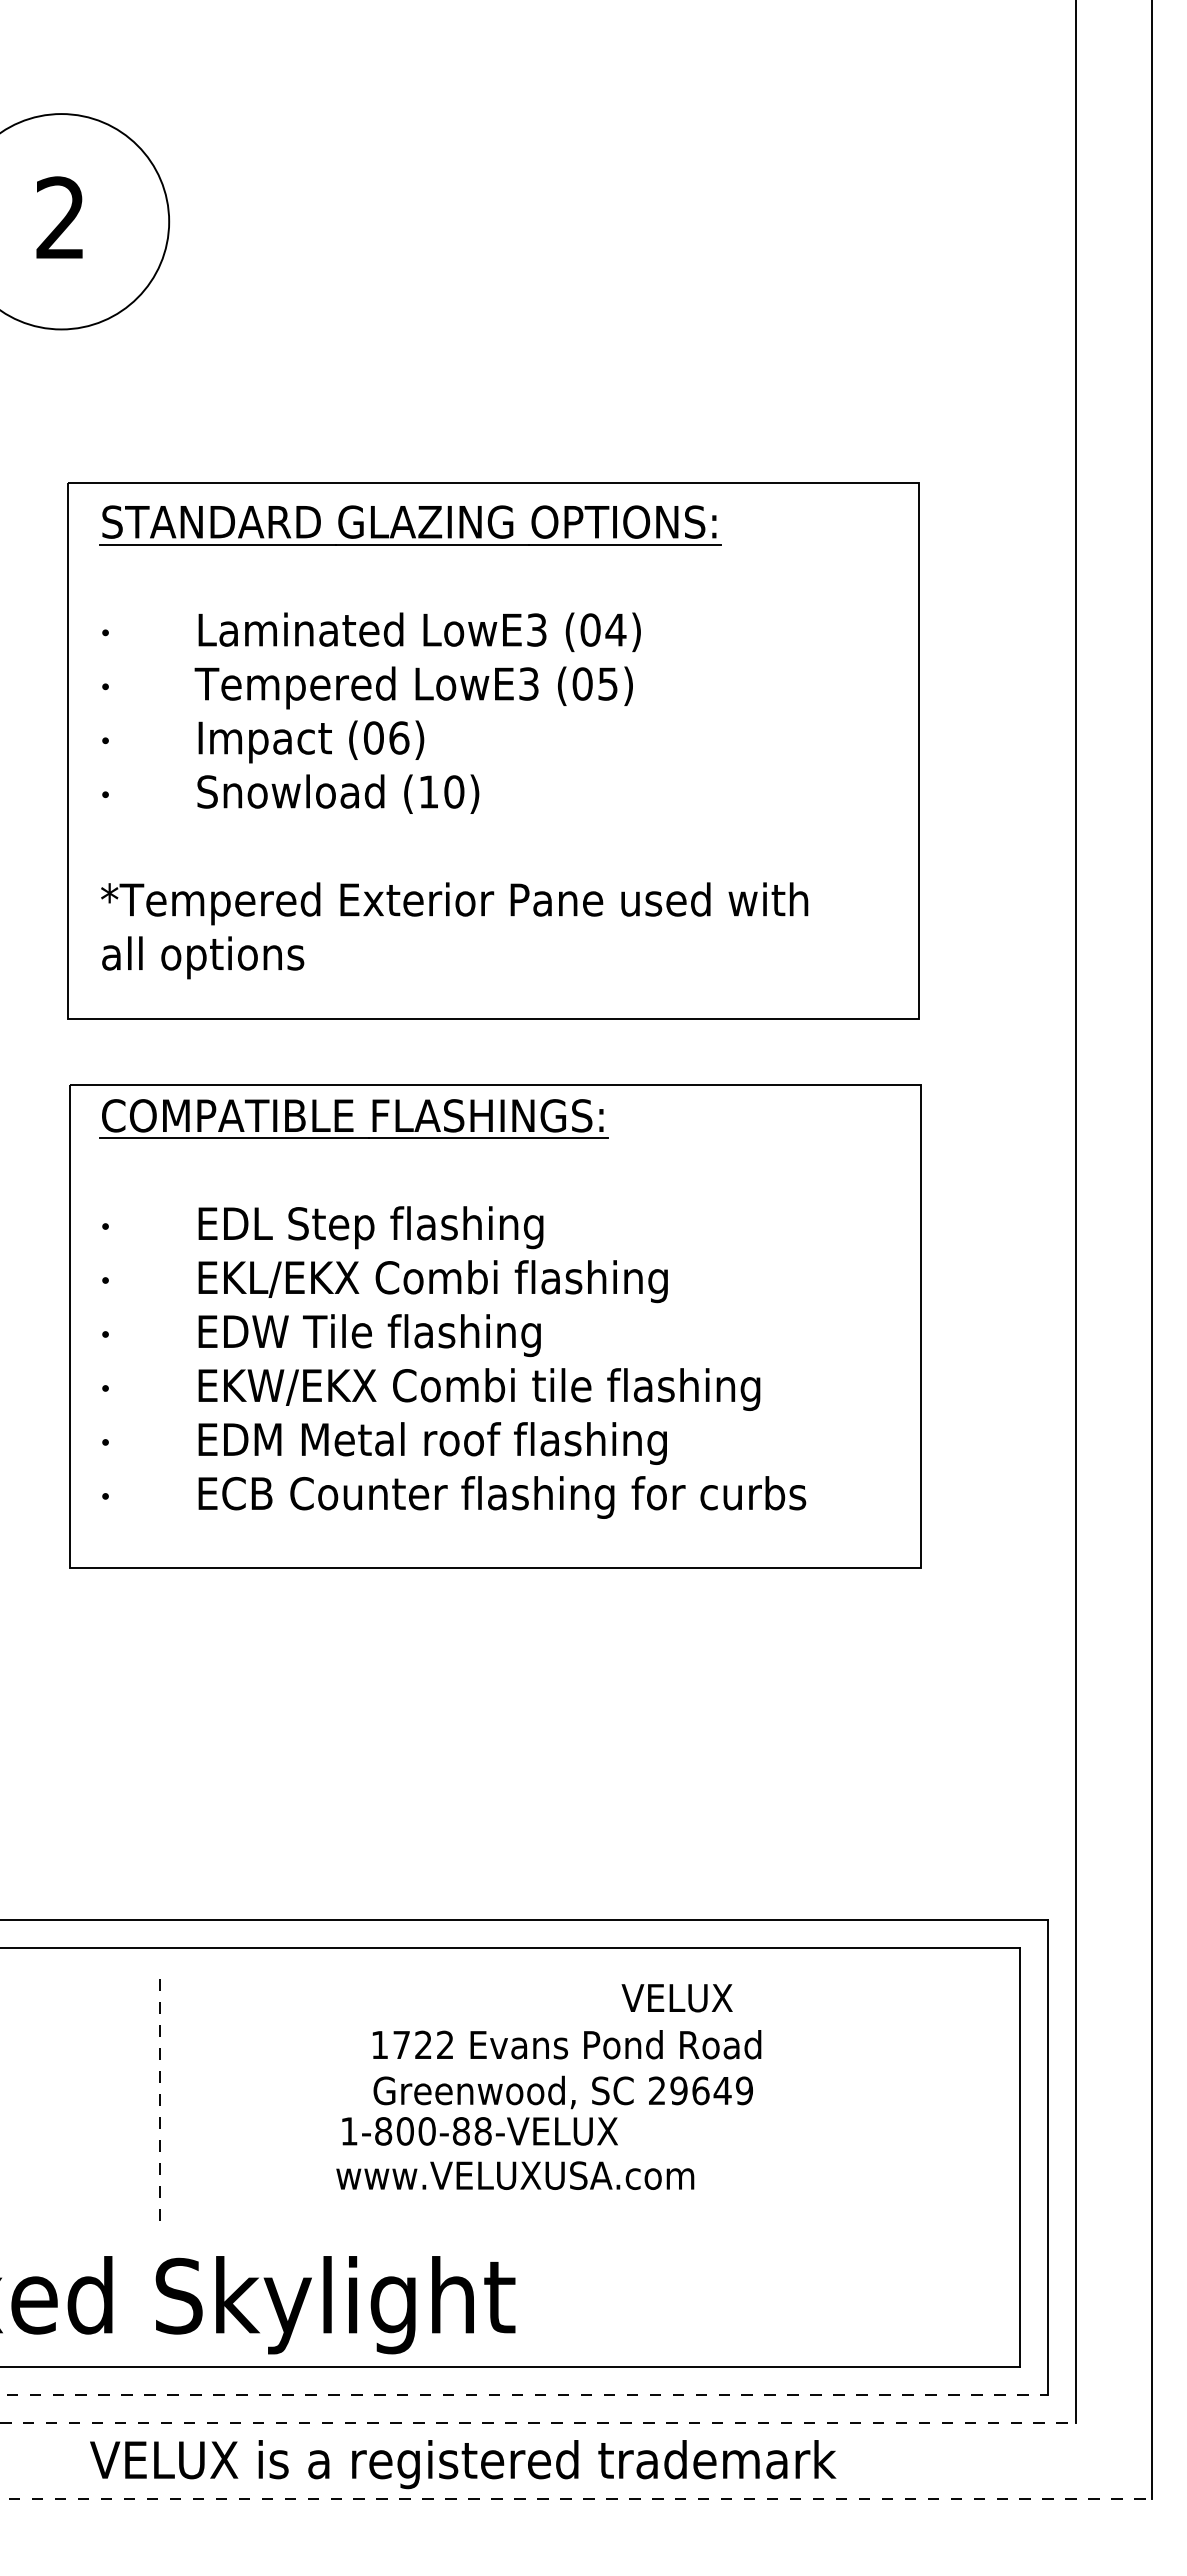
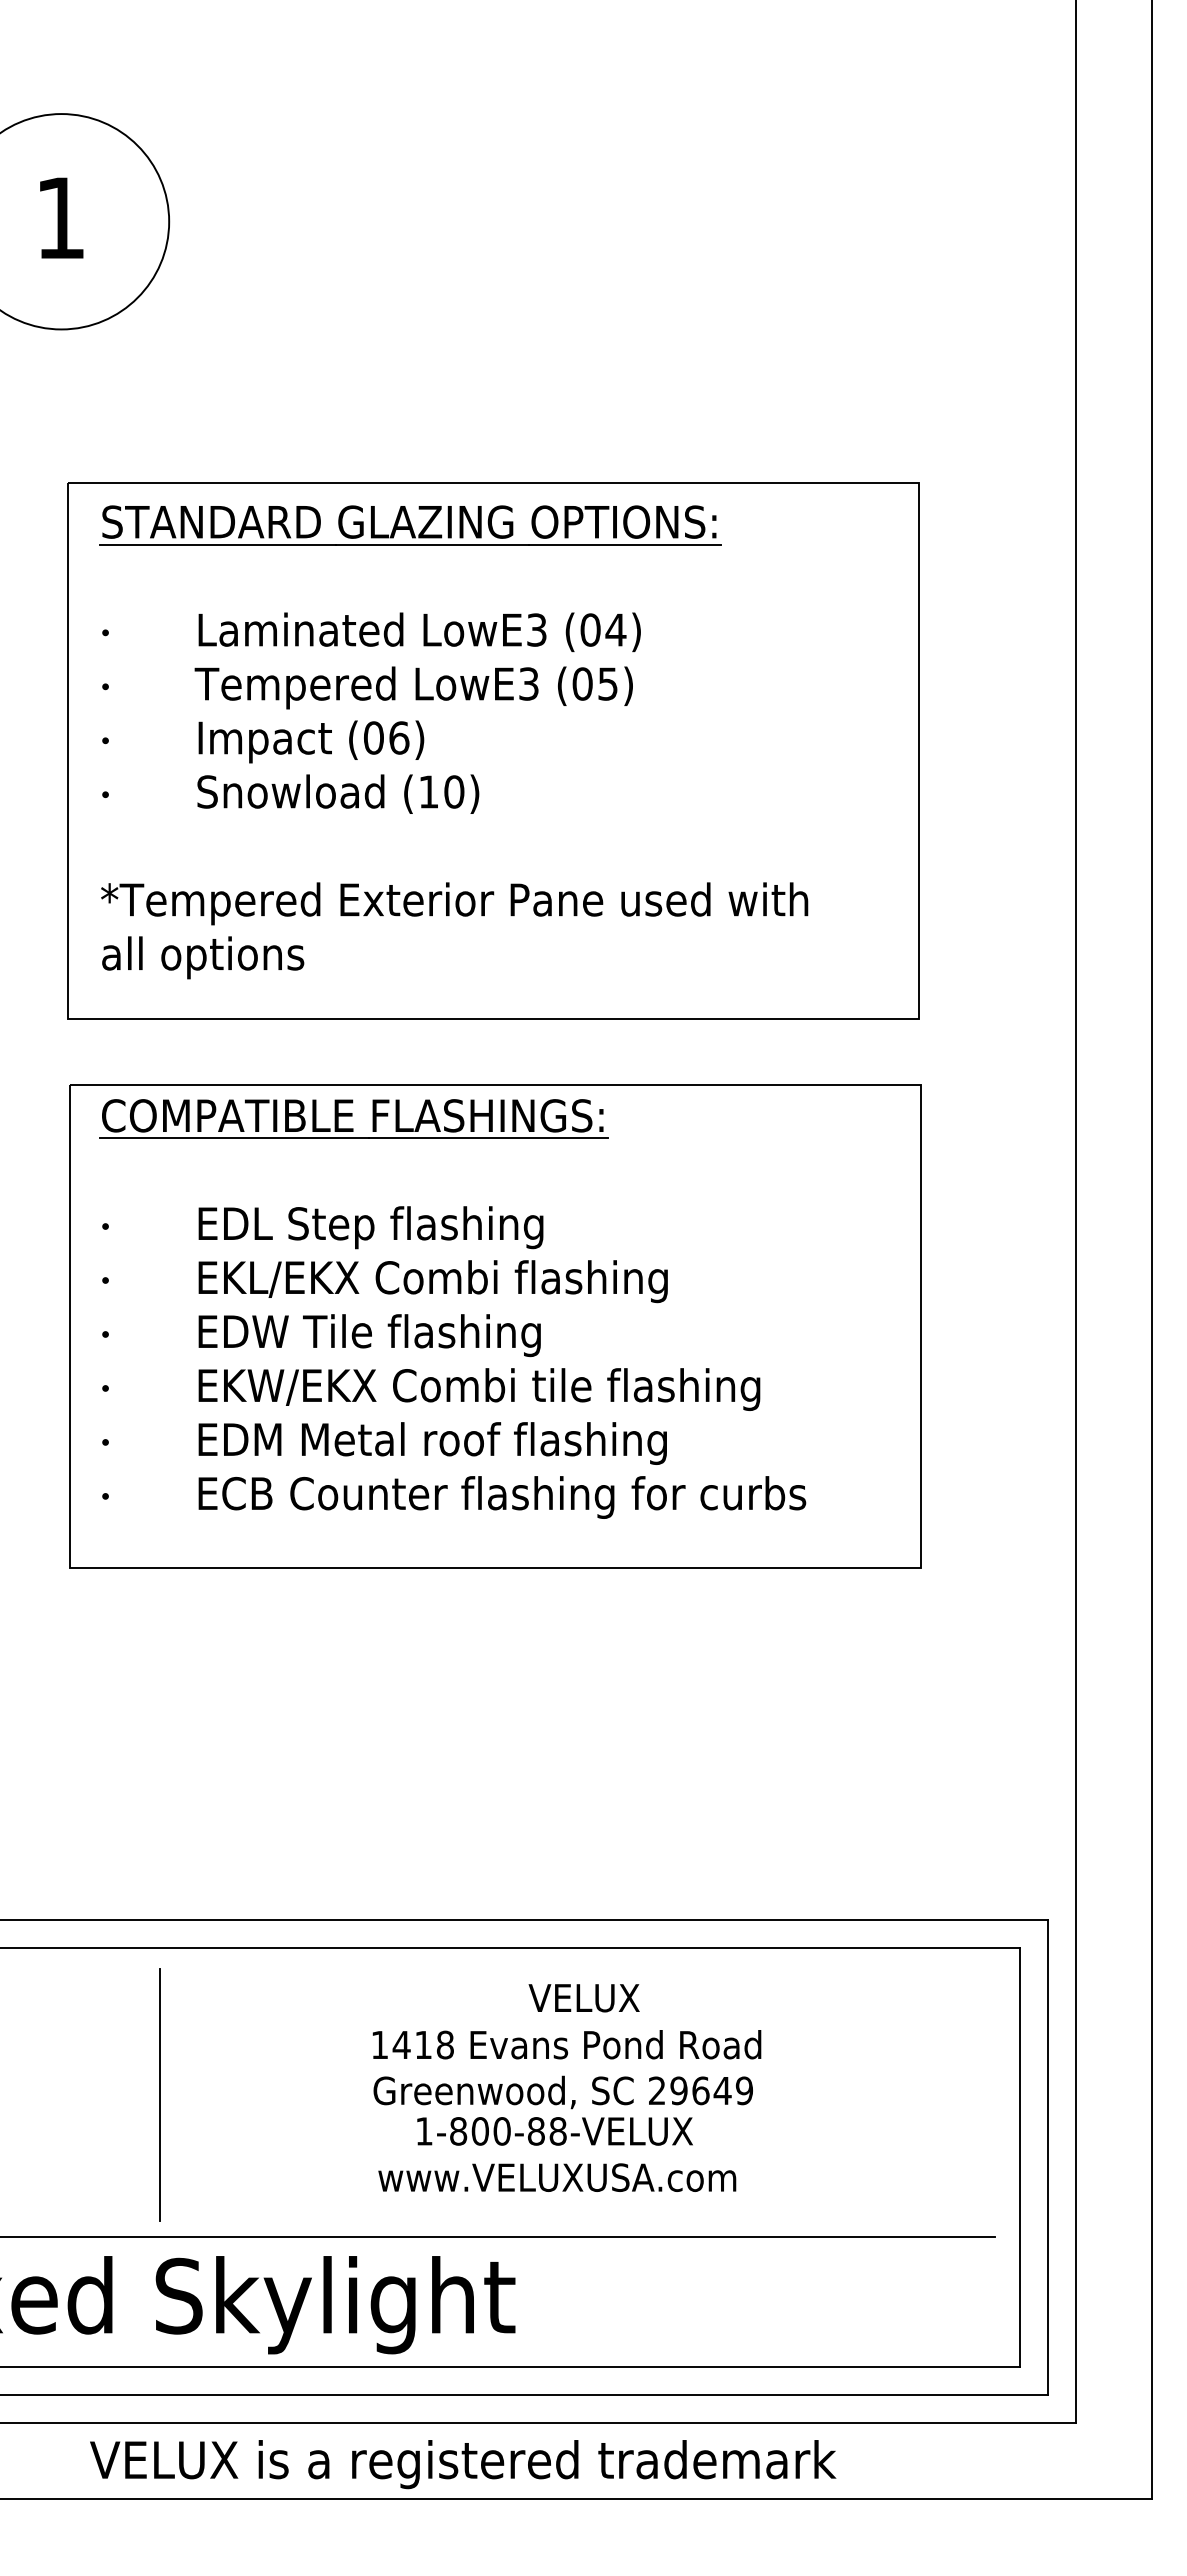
text: 2 -> 1 (59, 217)
text position: (676, 1998) -> (583, 1998) (583, 1998)
text: 1722 -> 1418 (422, 2044)
line: dashed -> solid (159, 2094)
text position: (479, 2131) -> (554, 2131) (554, 2131)
text position: (515, 2175) -> (557, 2177) (557, 2177)
line: none -> present (498, 2236)
line: dashed -> solid (524, 2395)
line: dashed -> solid (538, 2422)
line: dashed -> solid (576, 2498)
